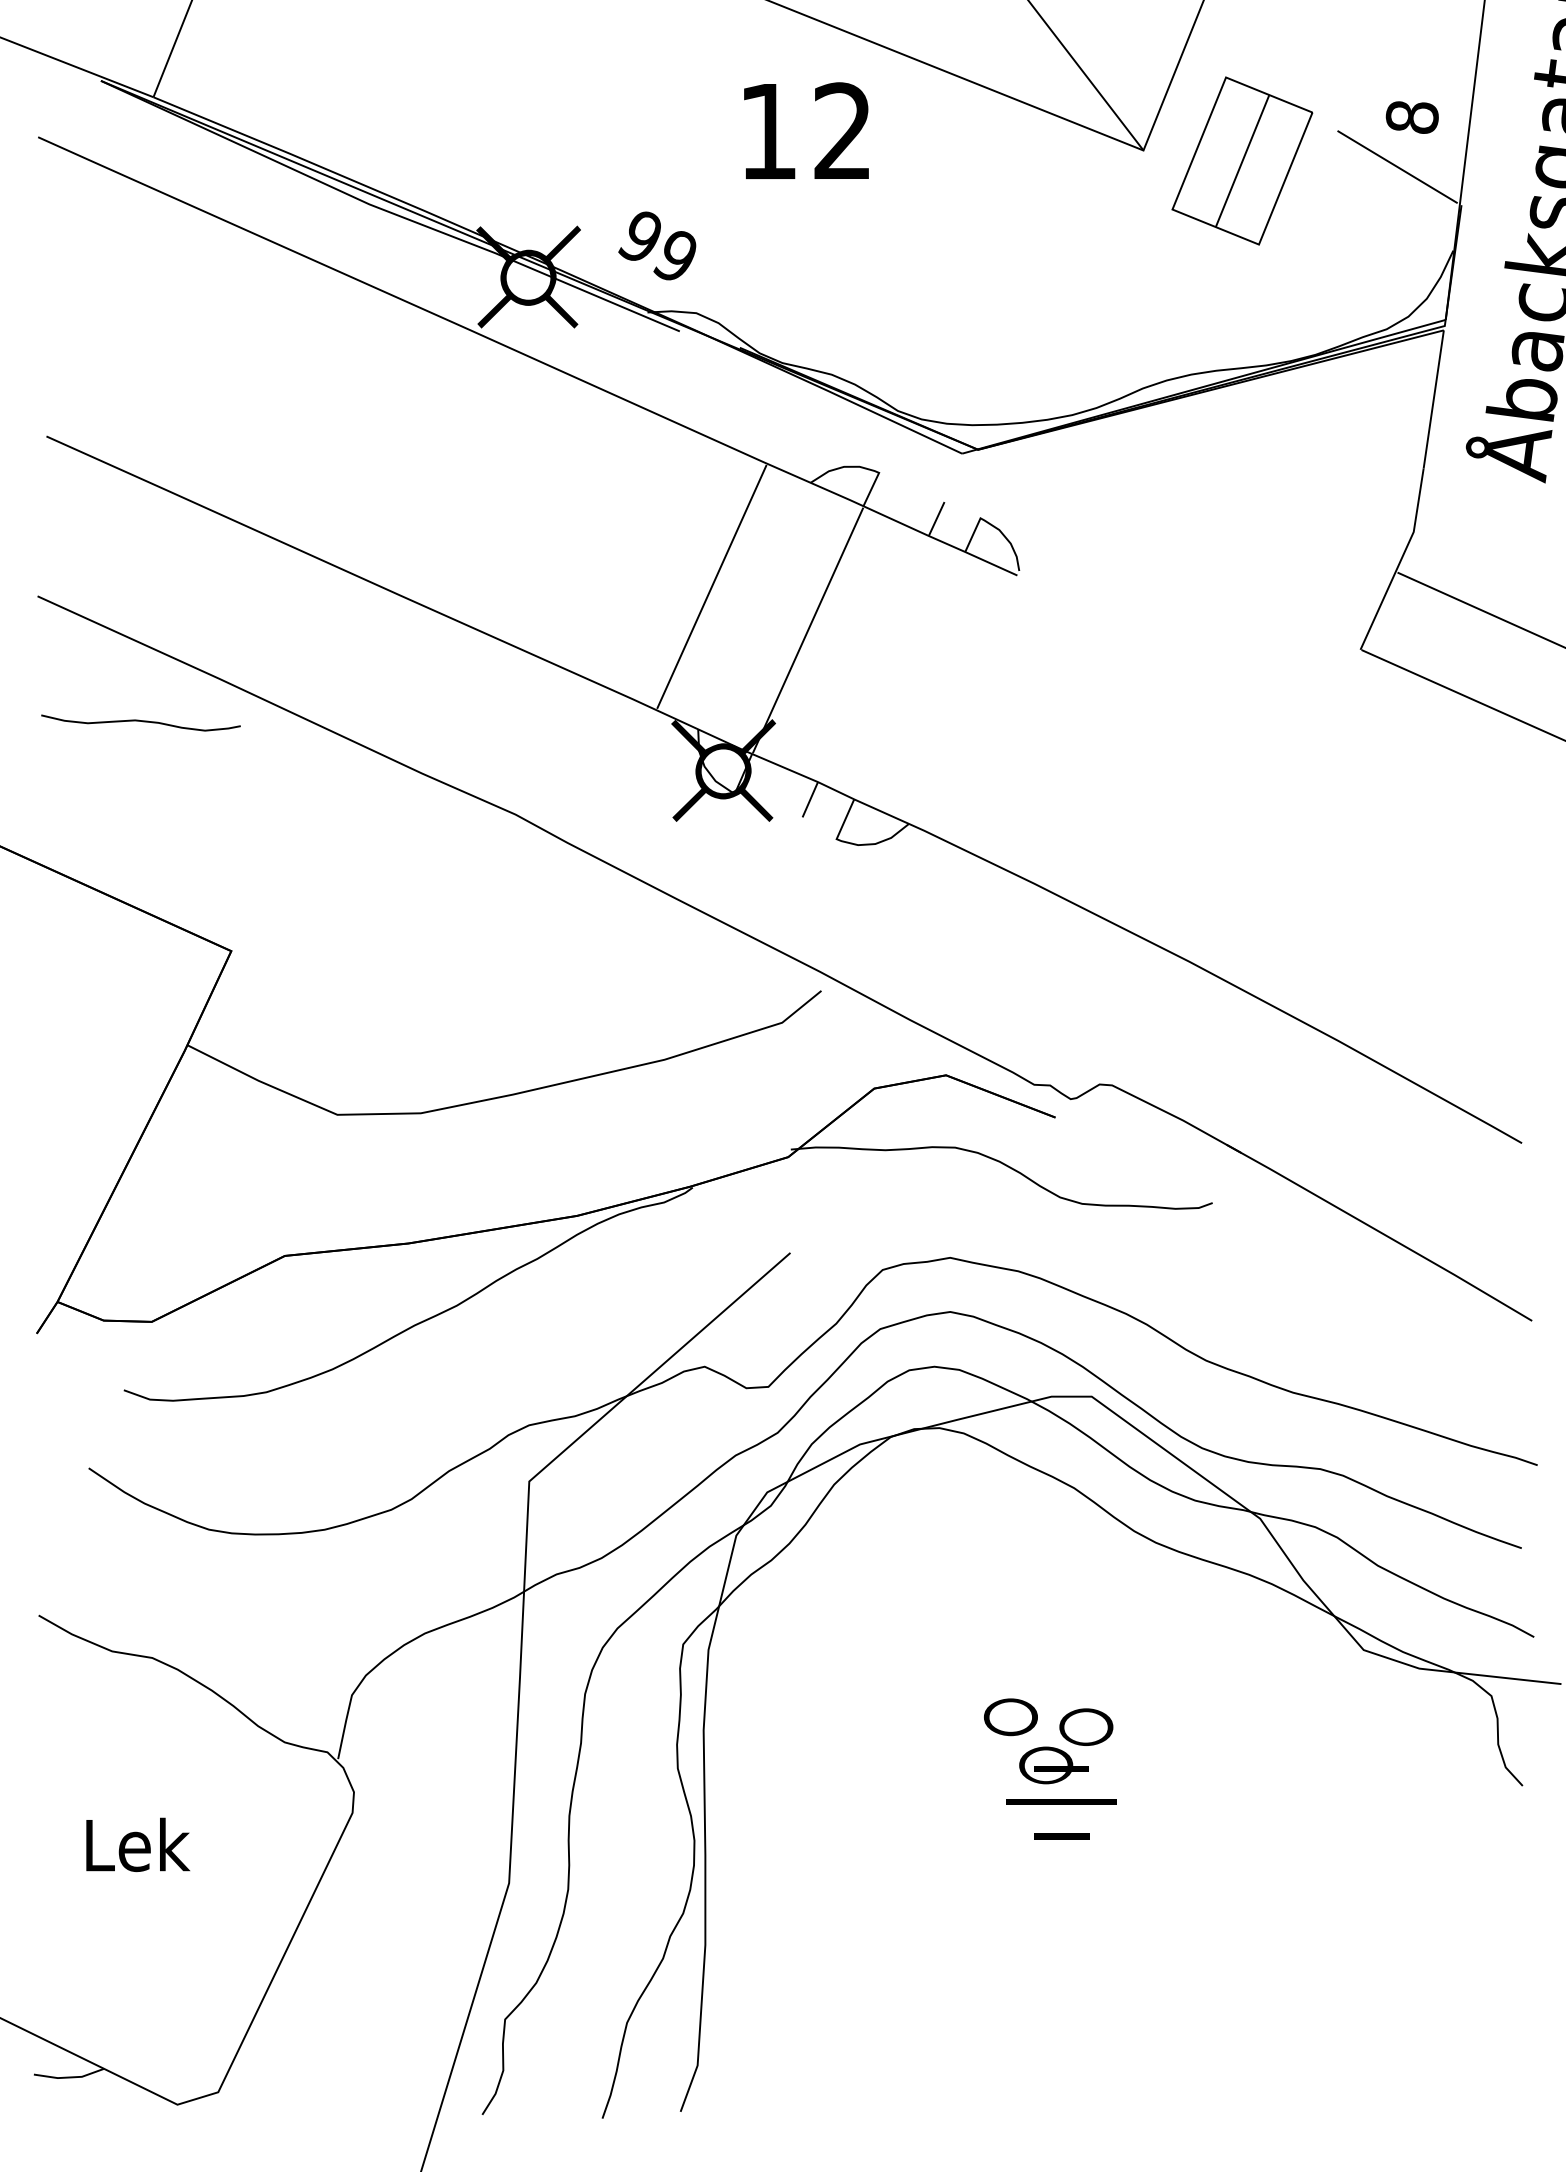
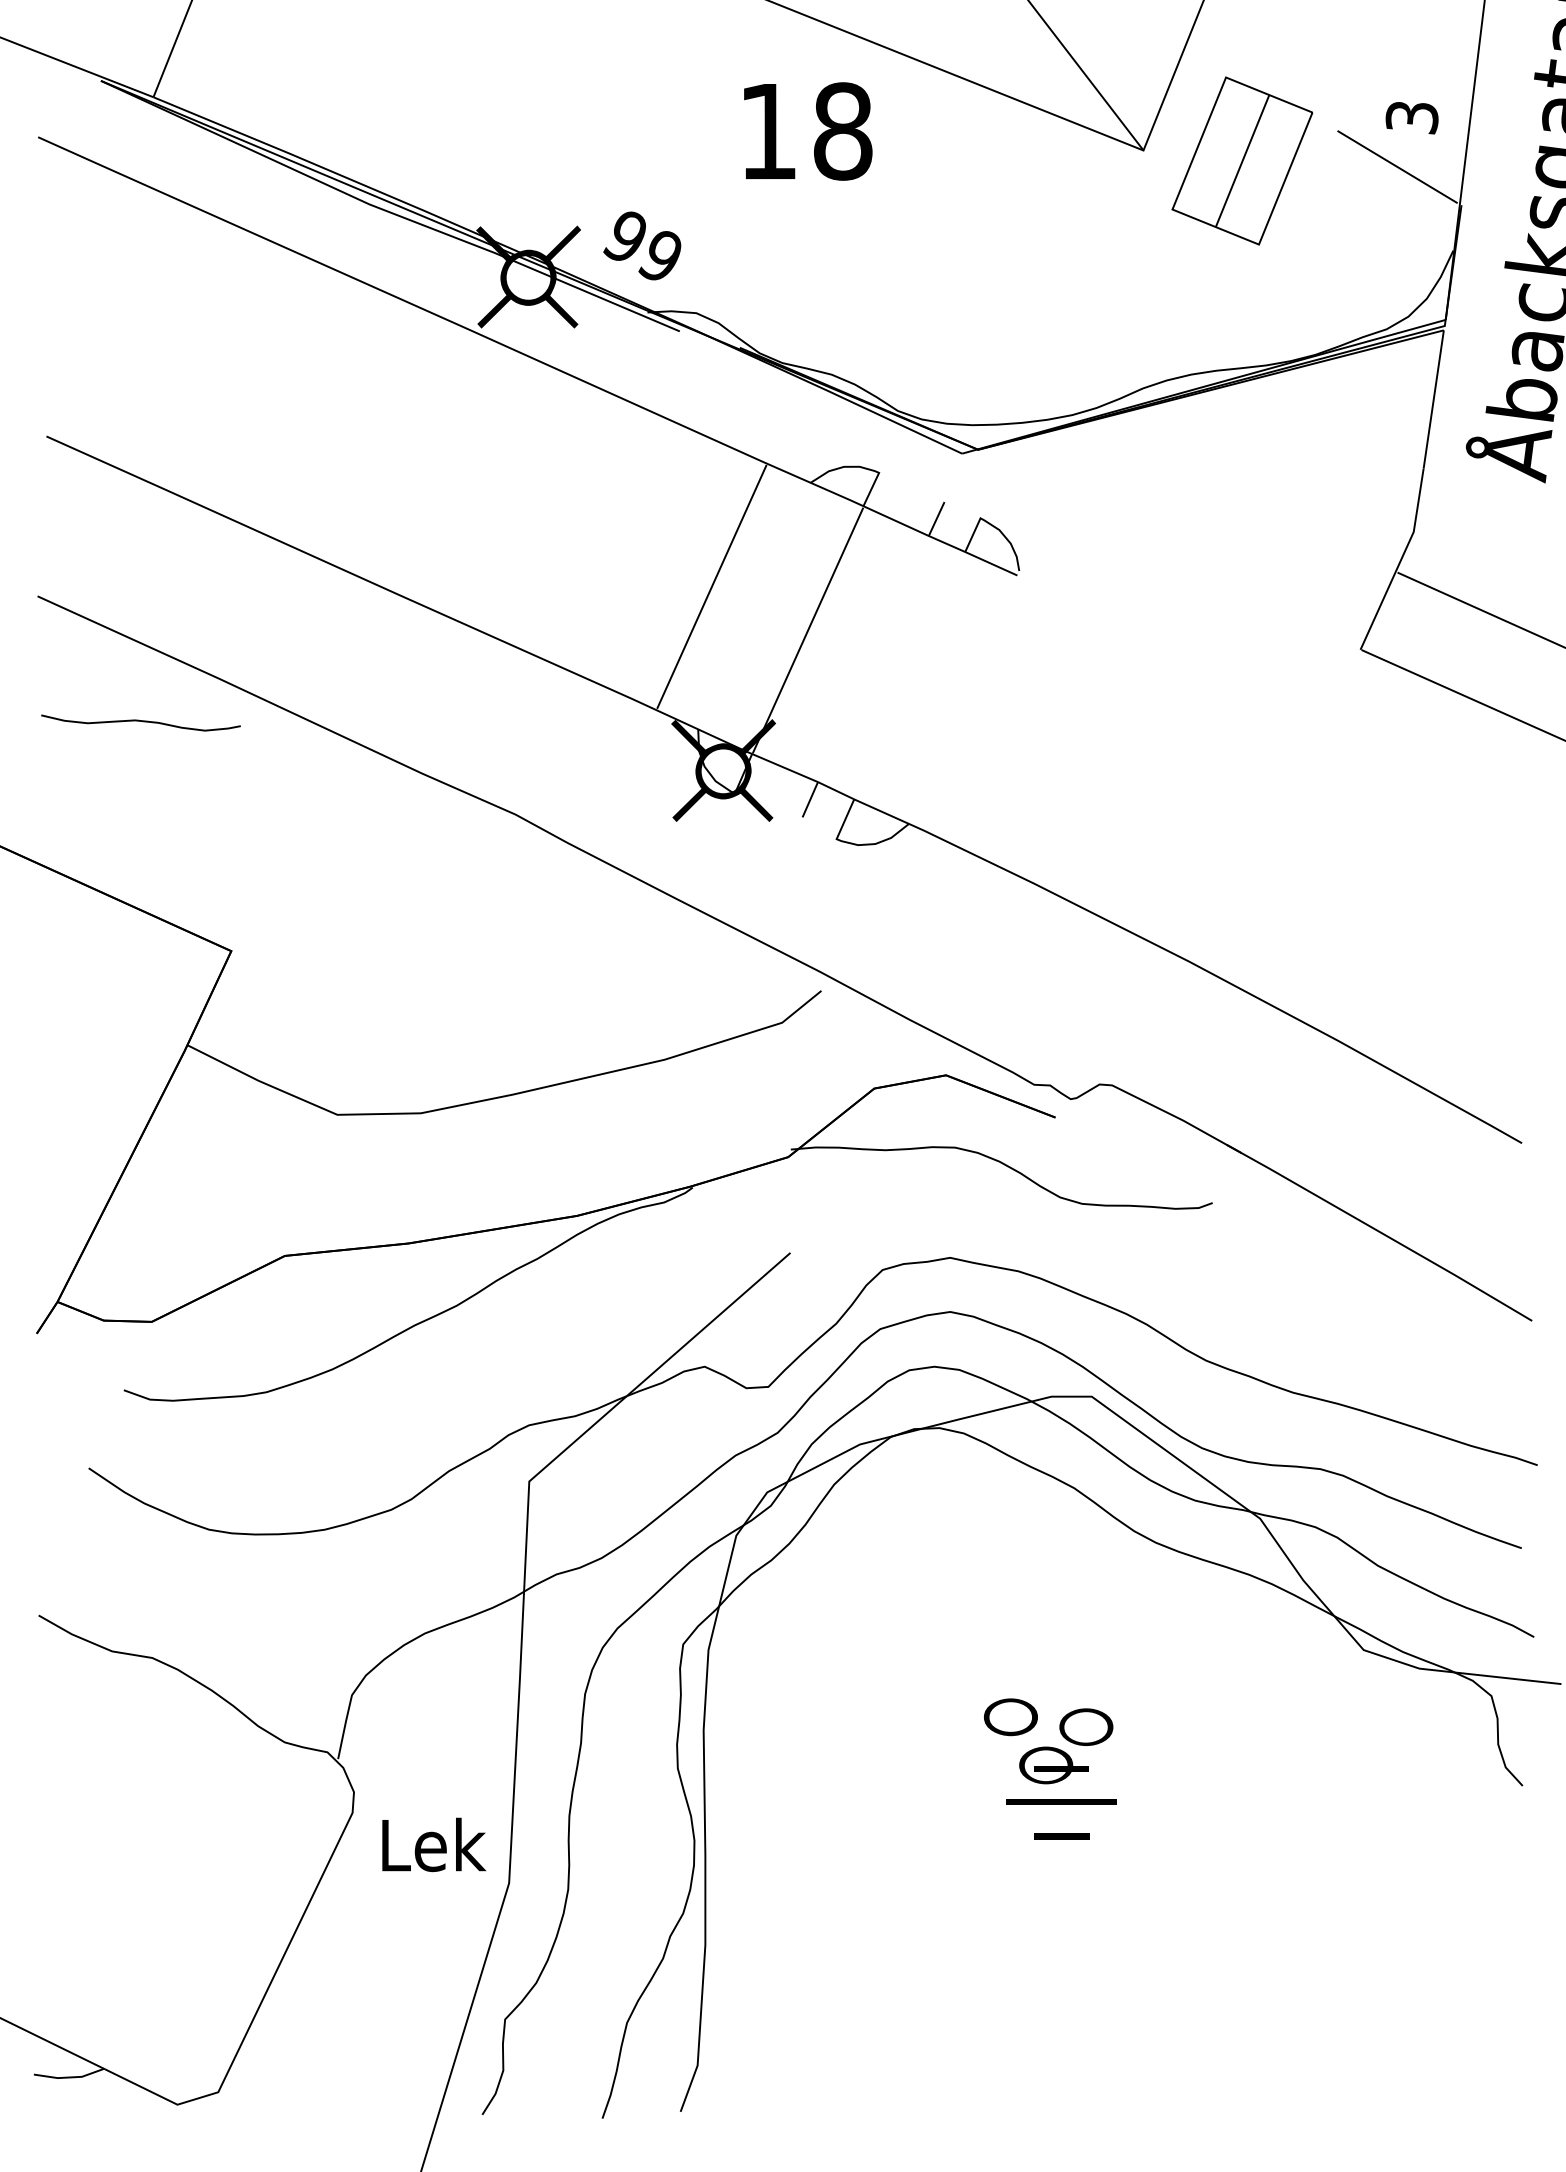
text: 8 -> 3 (1411, 117)
text: 12 -> 18 (843, 131)
text position: (657, 245) -> (642, 245) (642, 245)
text position: (138, 1844) -> (434, 1844) (434, 1844)
